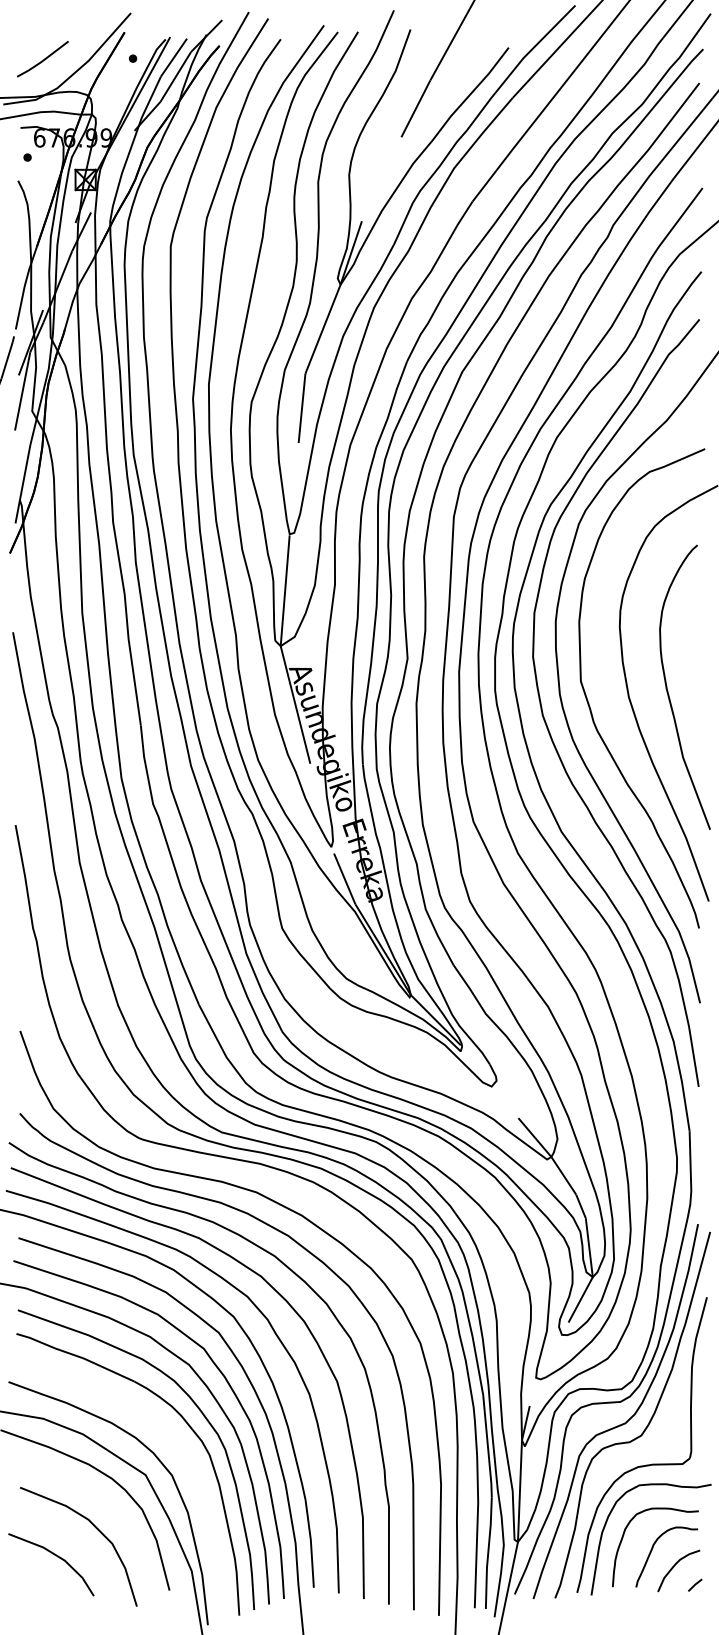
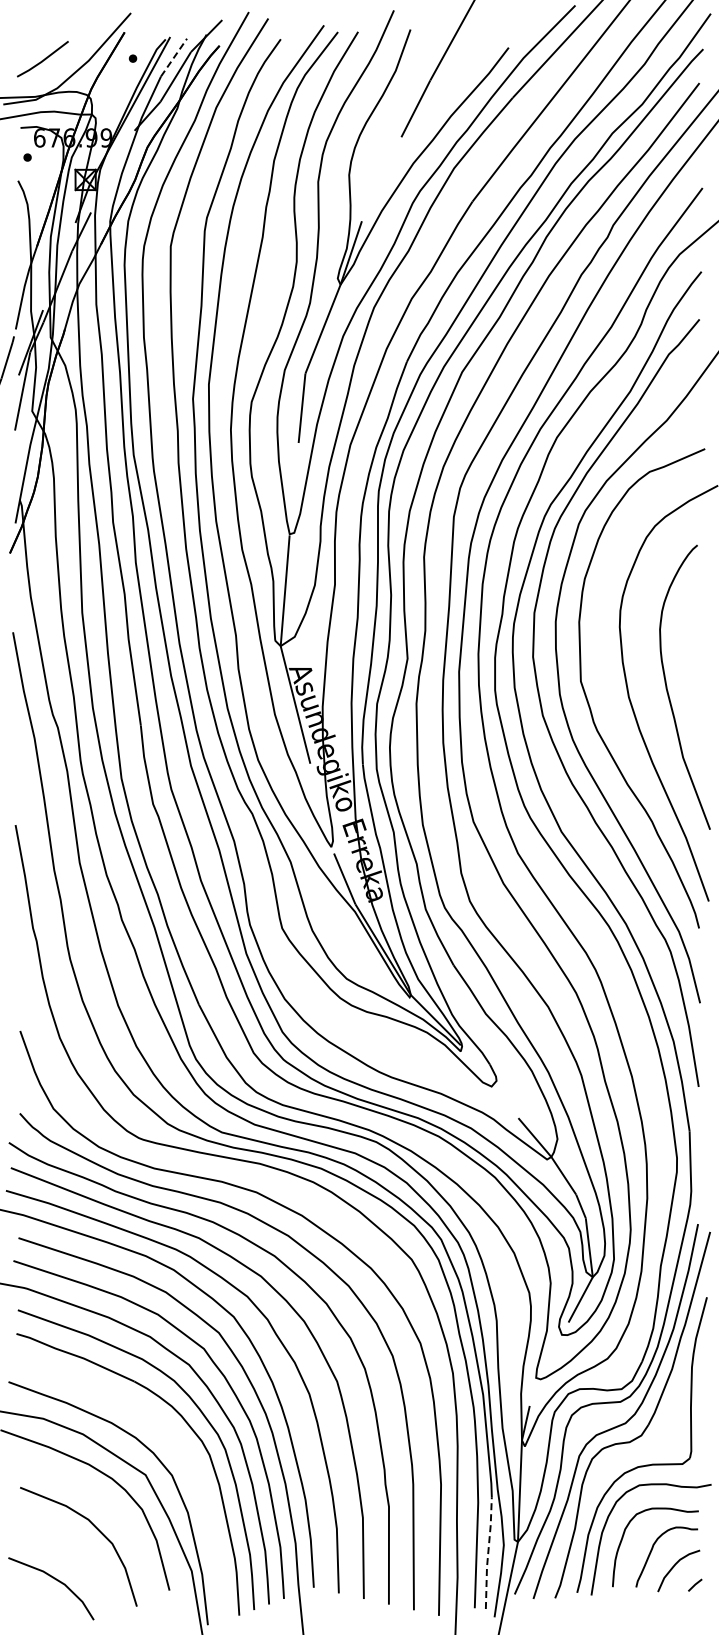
line: solid -> dashed (174, 57)
line: solid -> dashed (488, 1552)
line position: (57, 1557) -> (57, 1581) (57, 1581)
